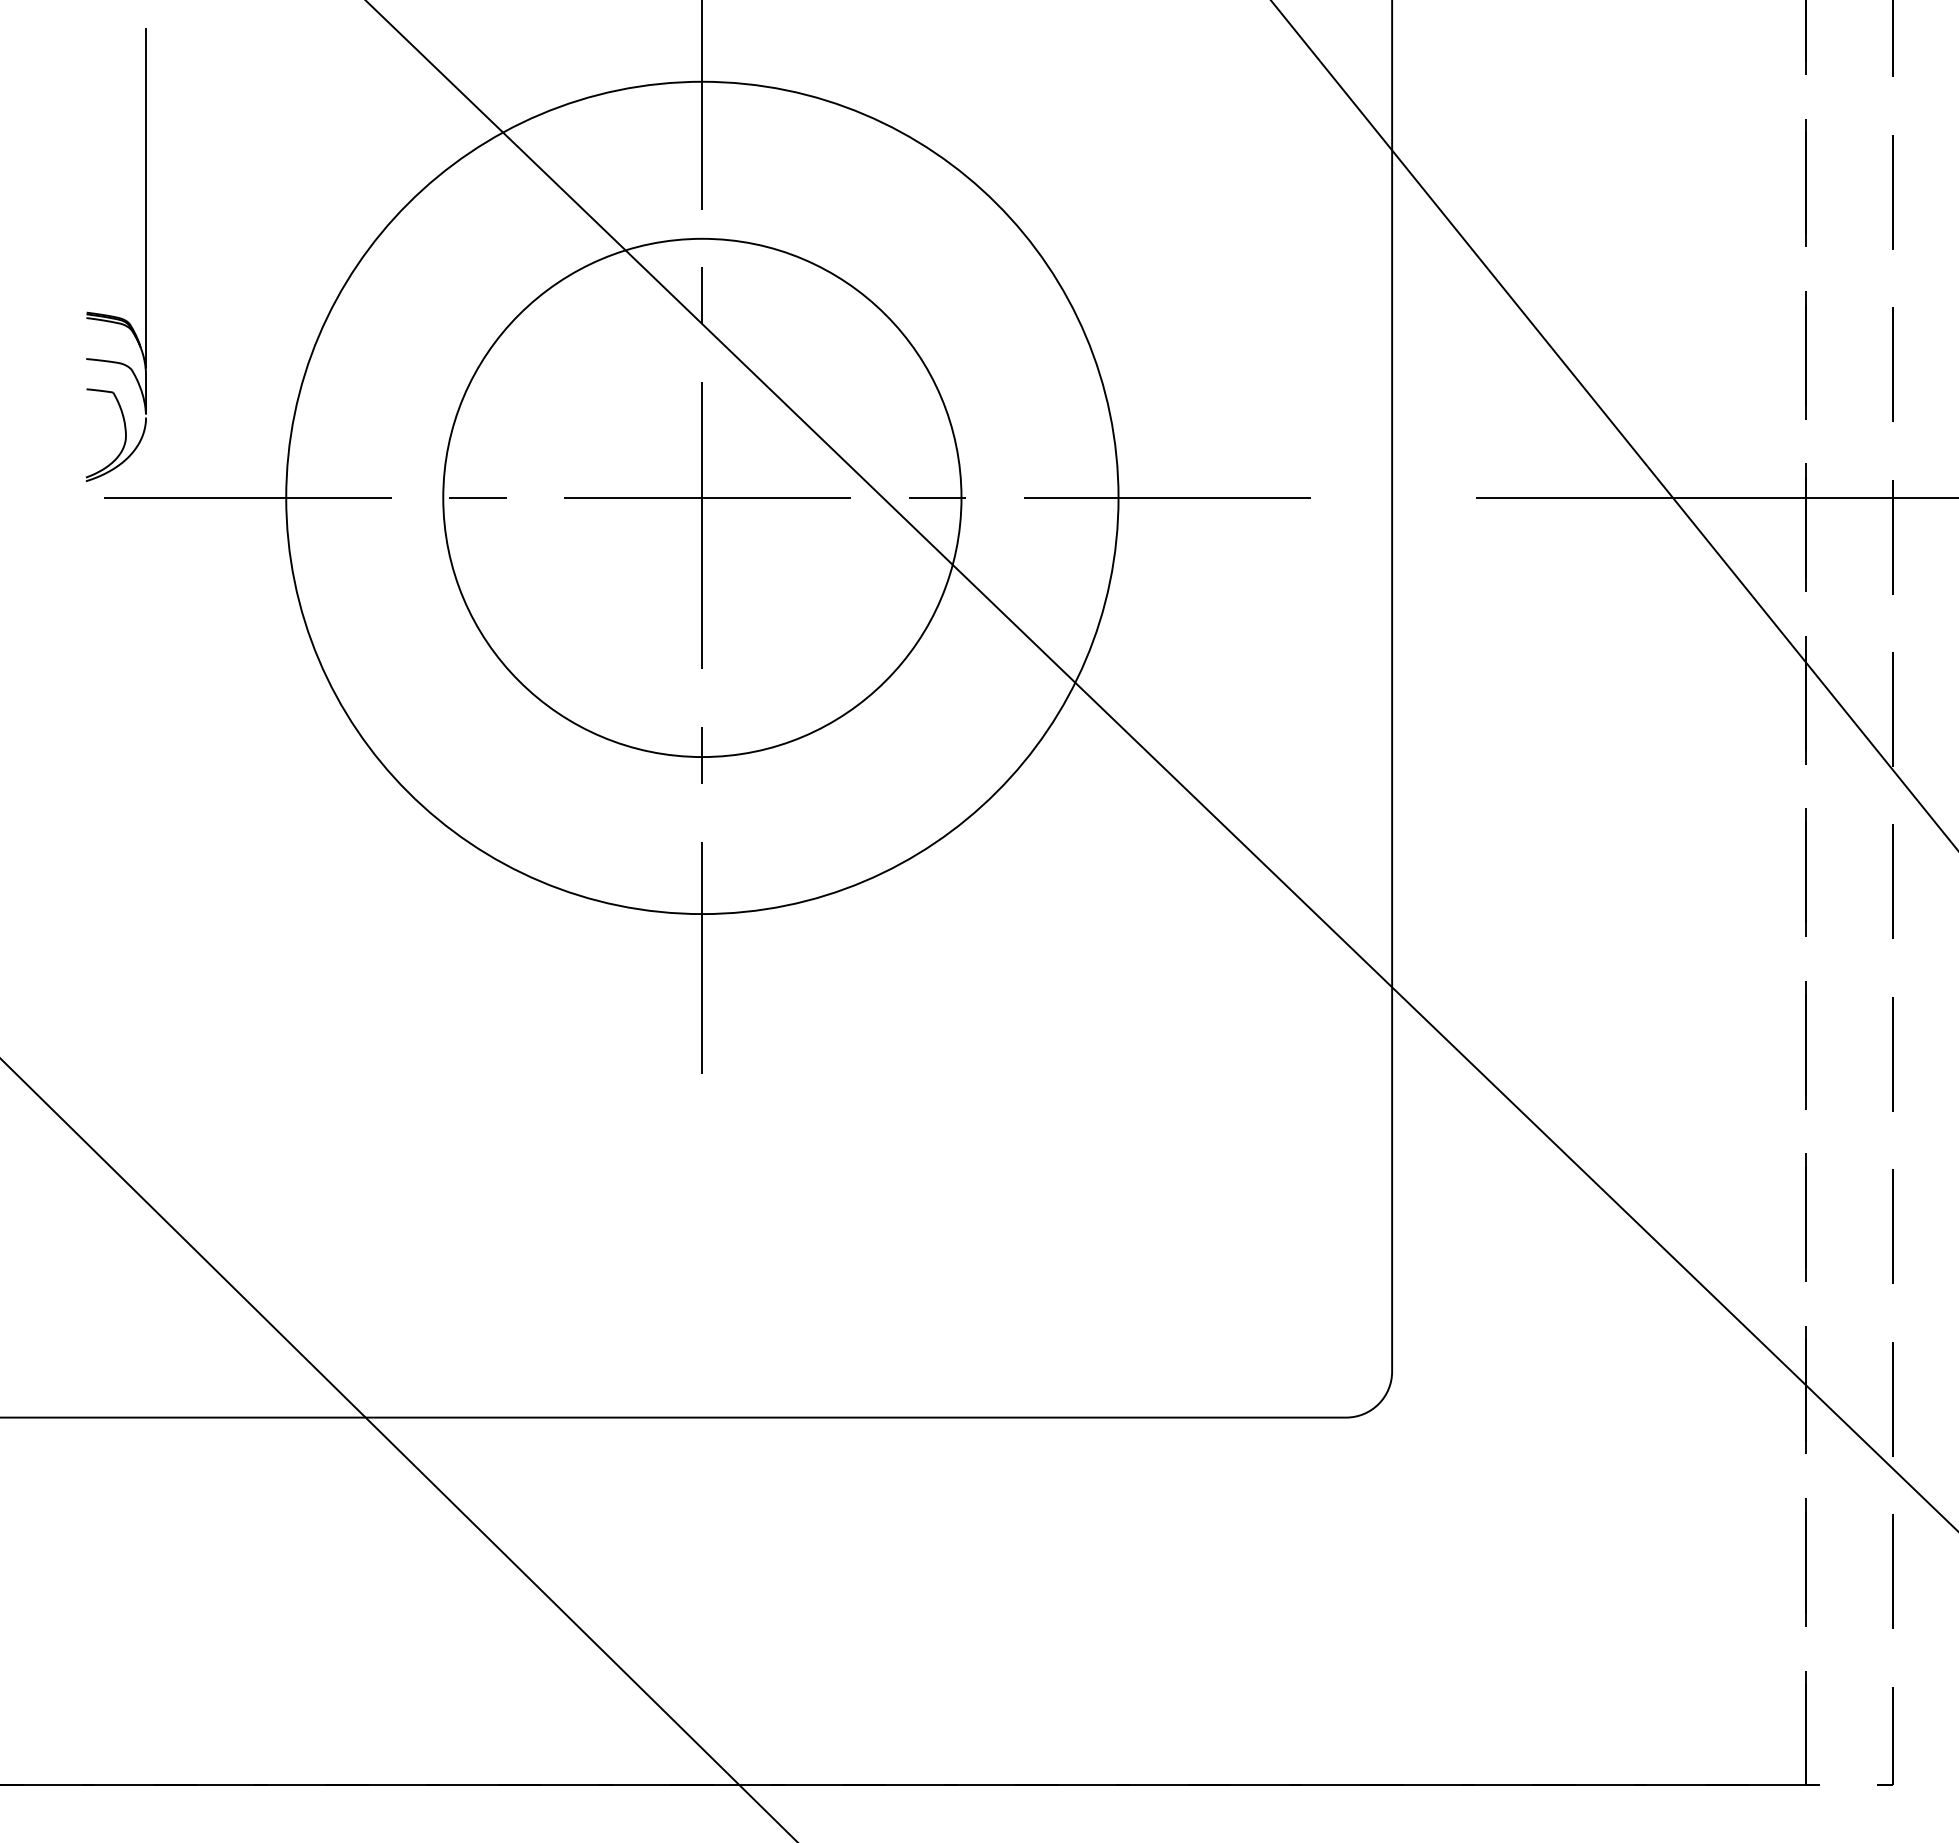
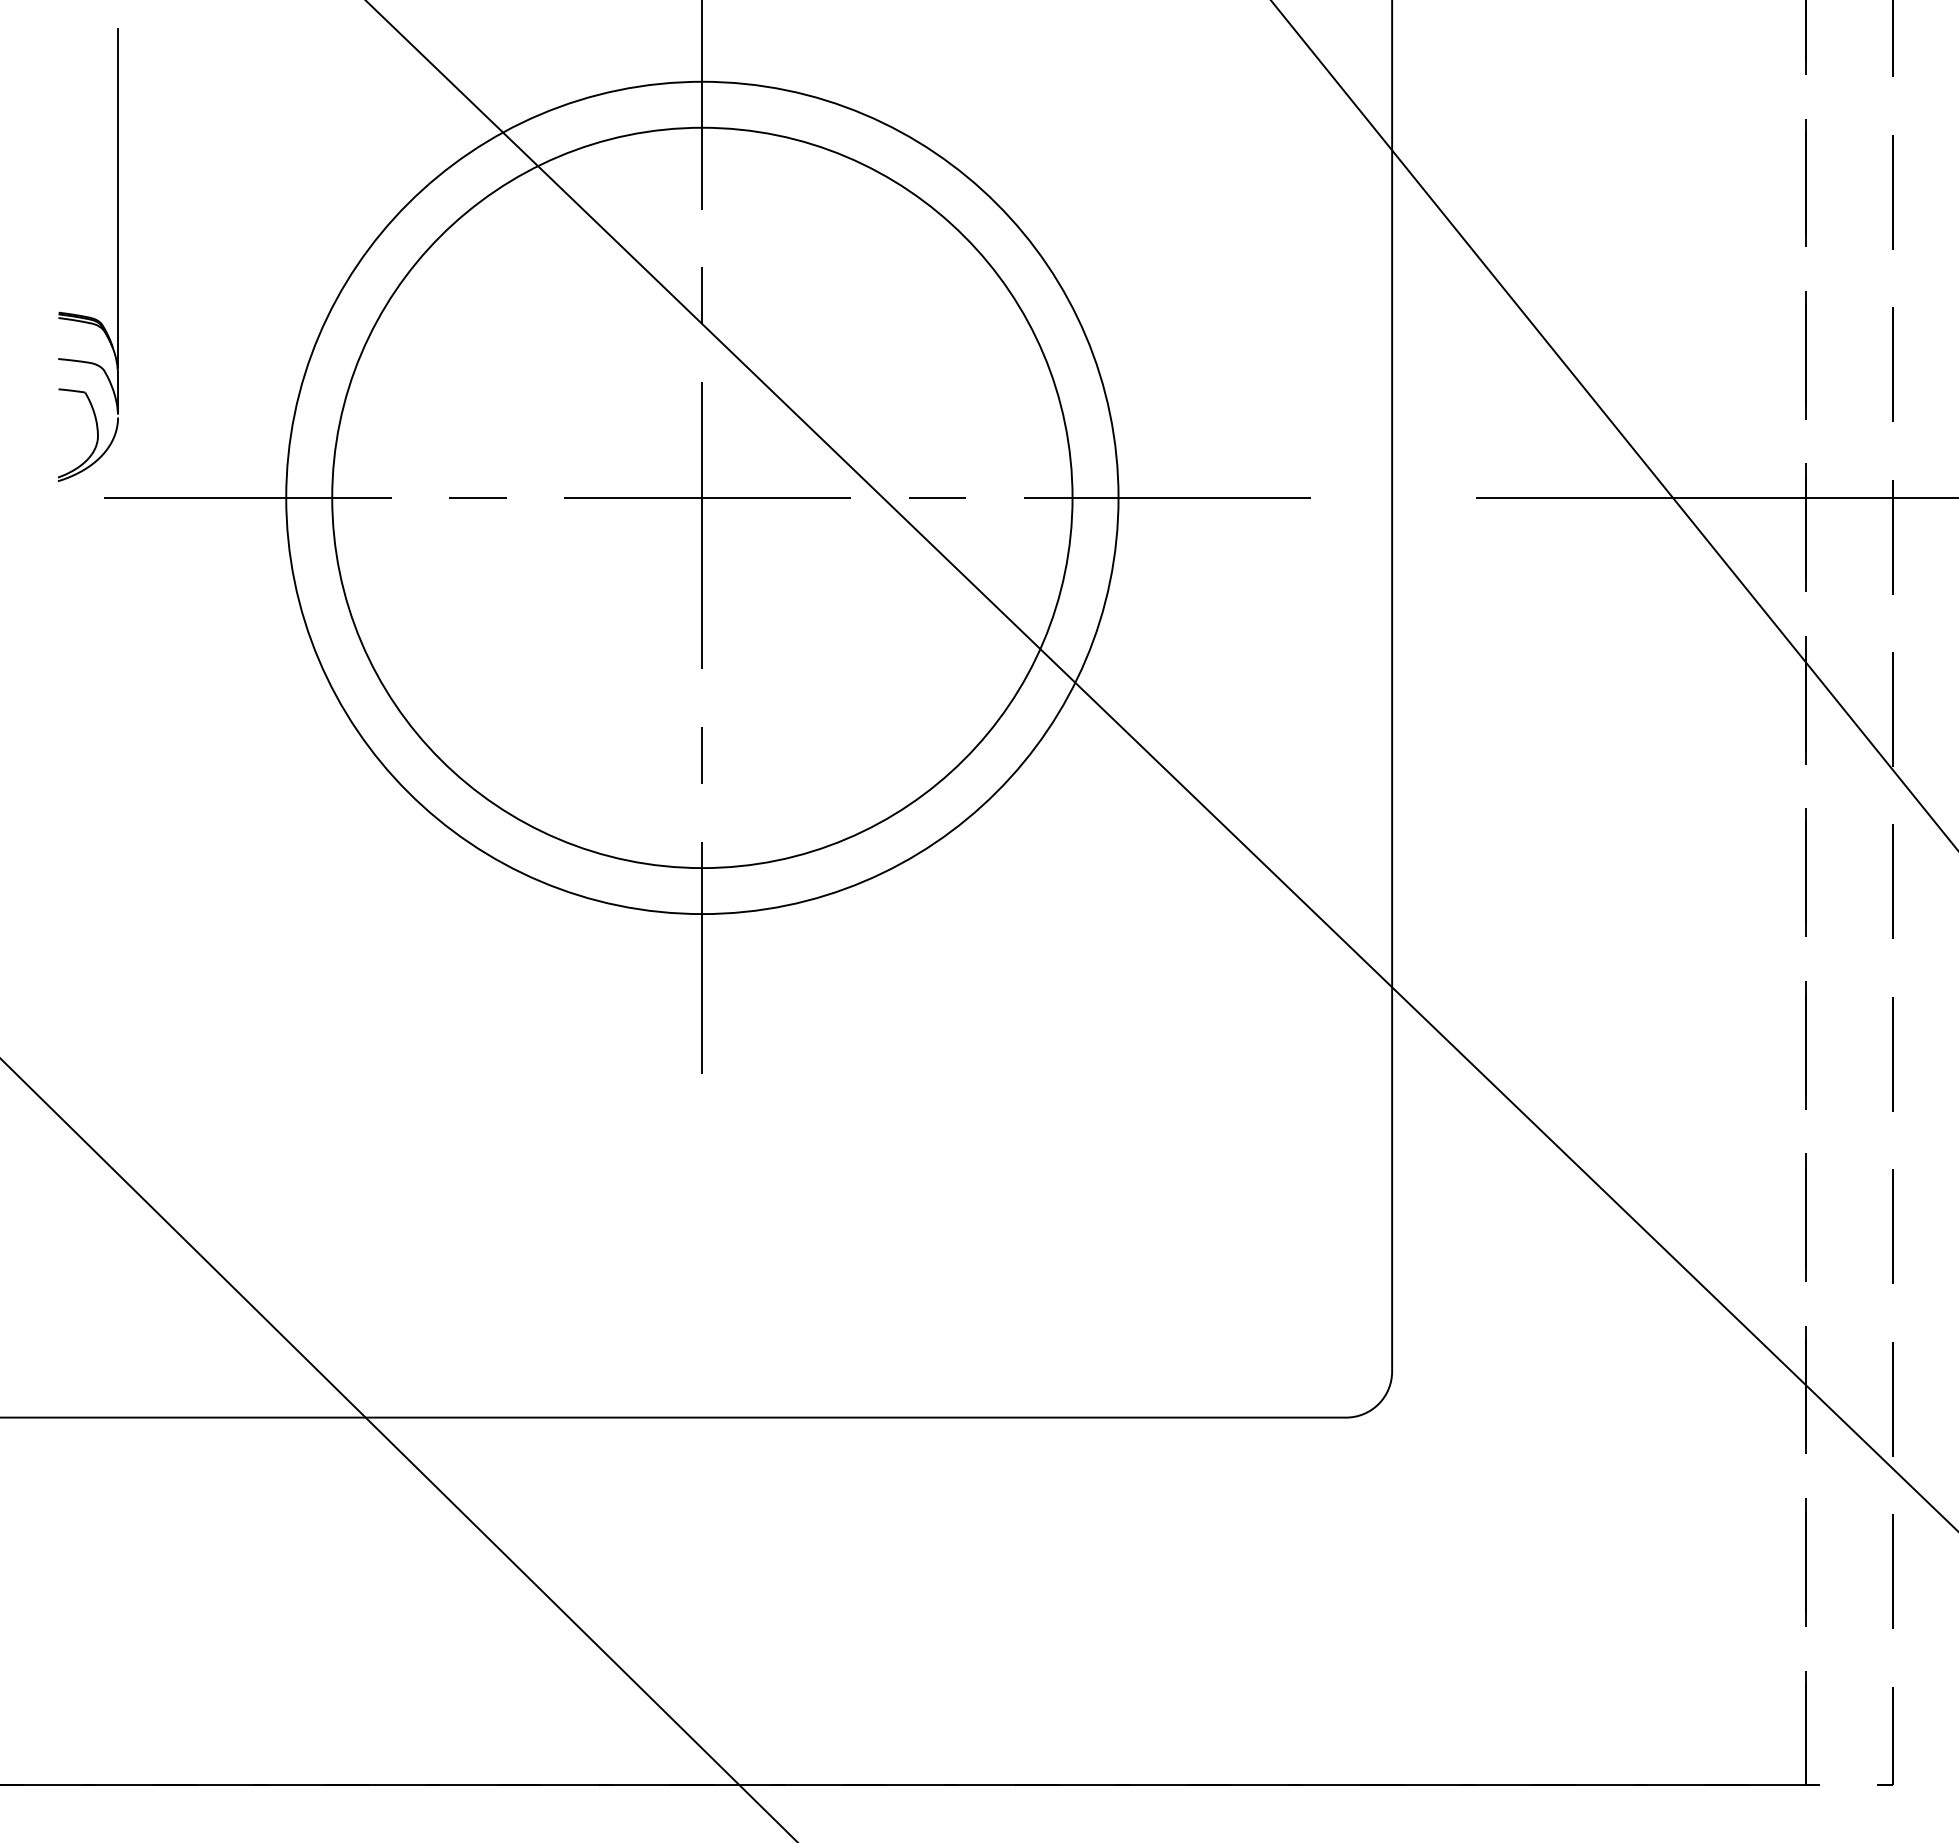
part position: (145, 254) -> (117, 254) (117, 254)
circle diameter: 518 px -> 740 px (702, 497)
